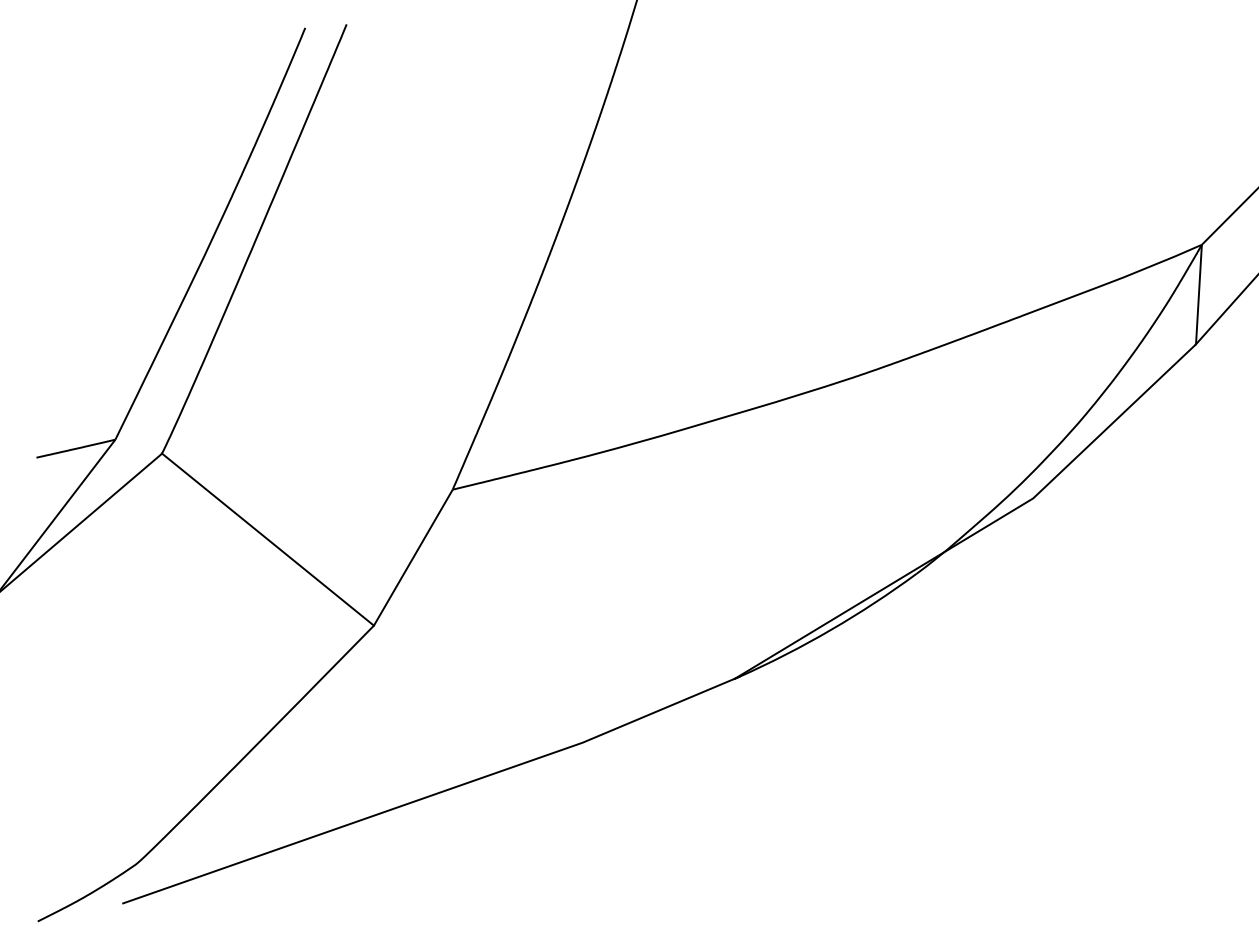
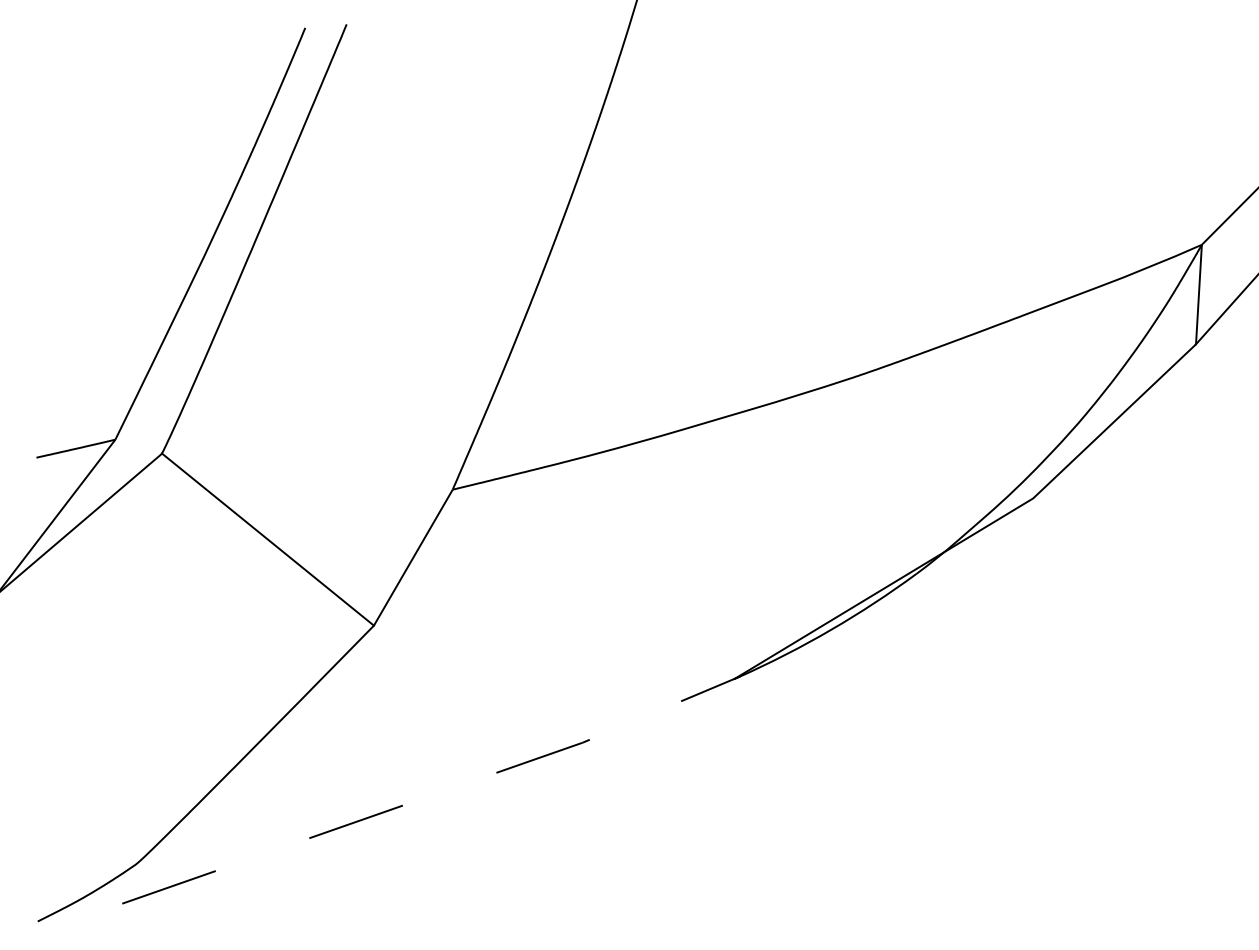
line: solid -> dashed (433, 794)
